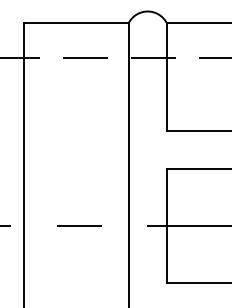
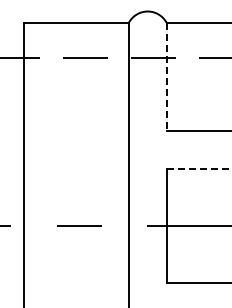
line: solid -> dashed (166, 76)
line: solid -> dashed (199, 168)
